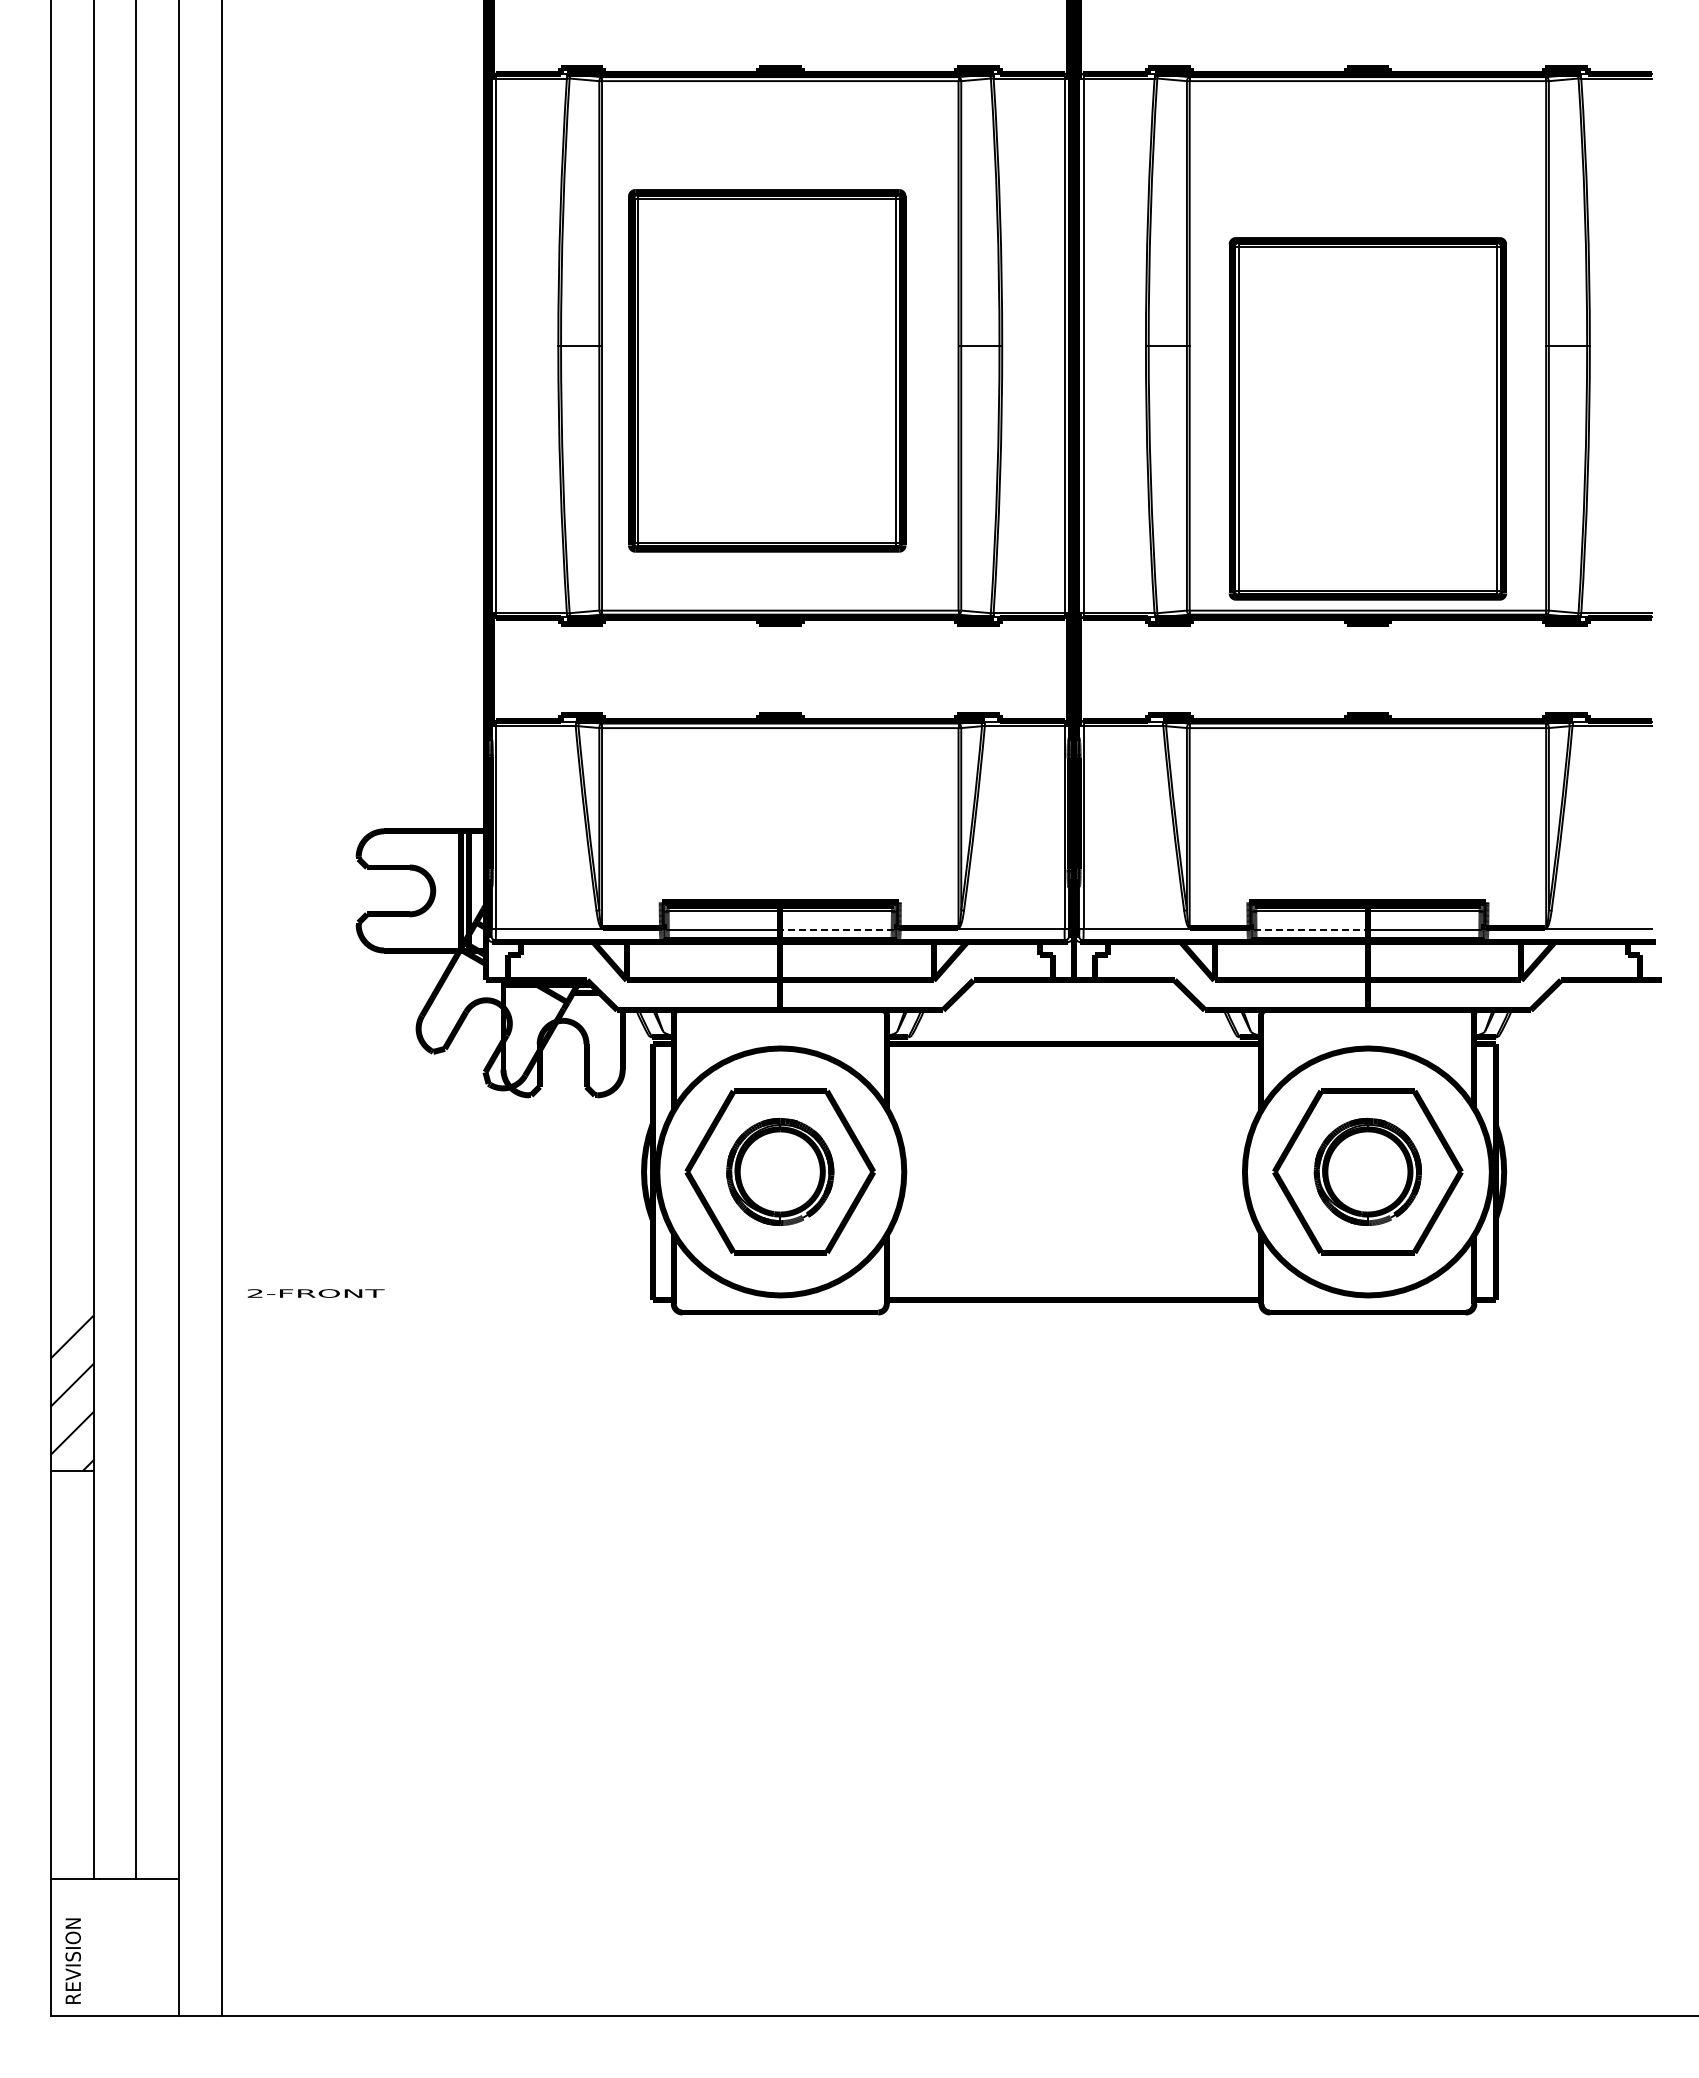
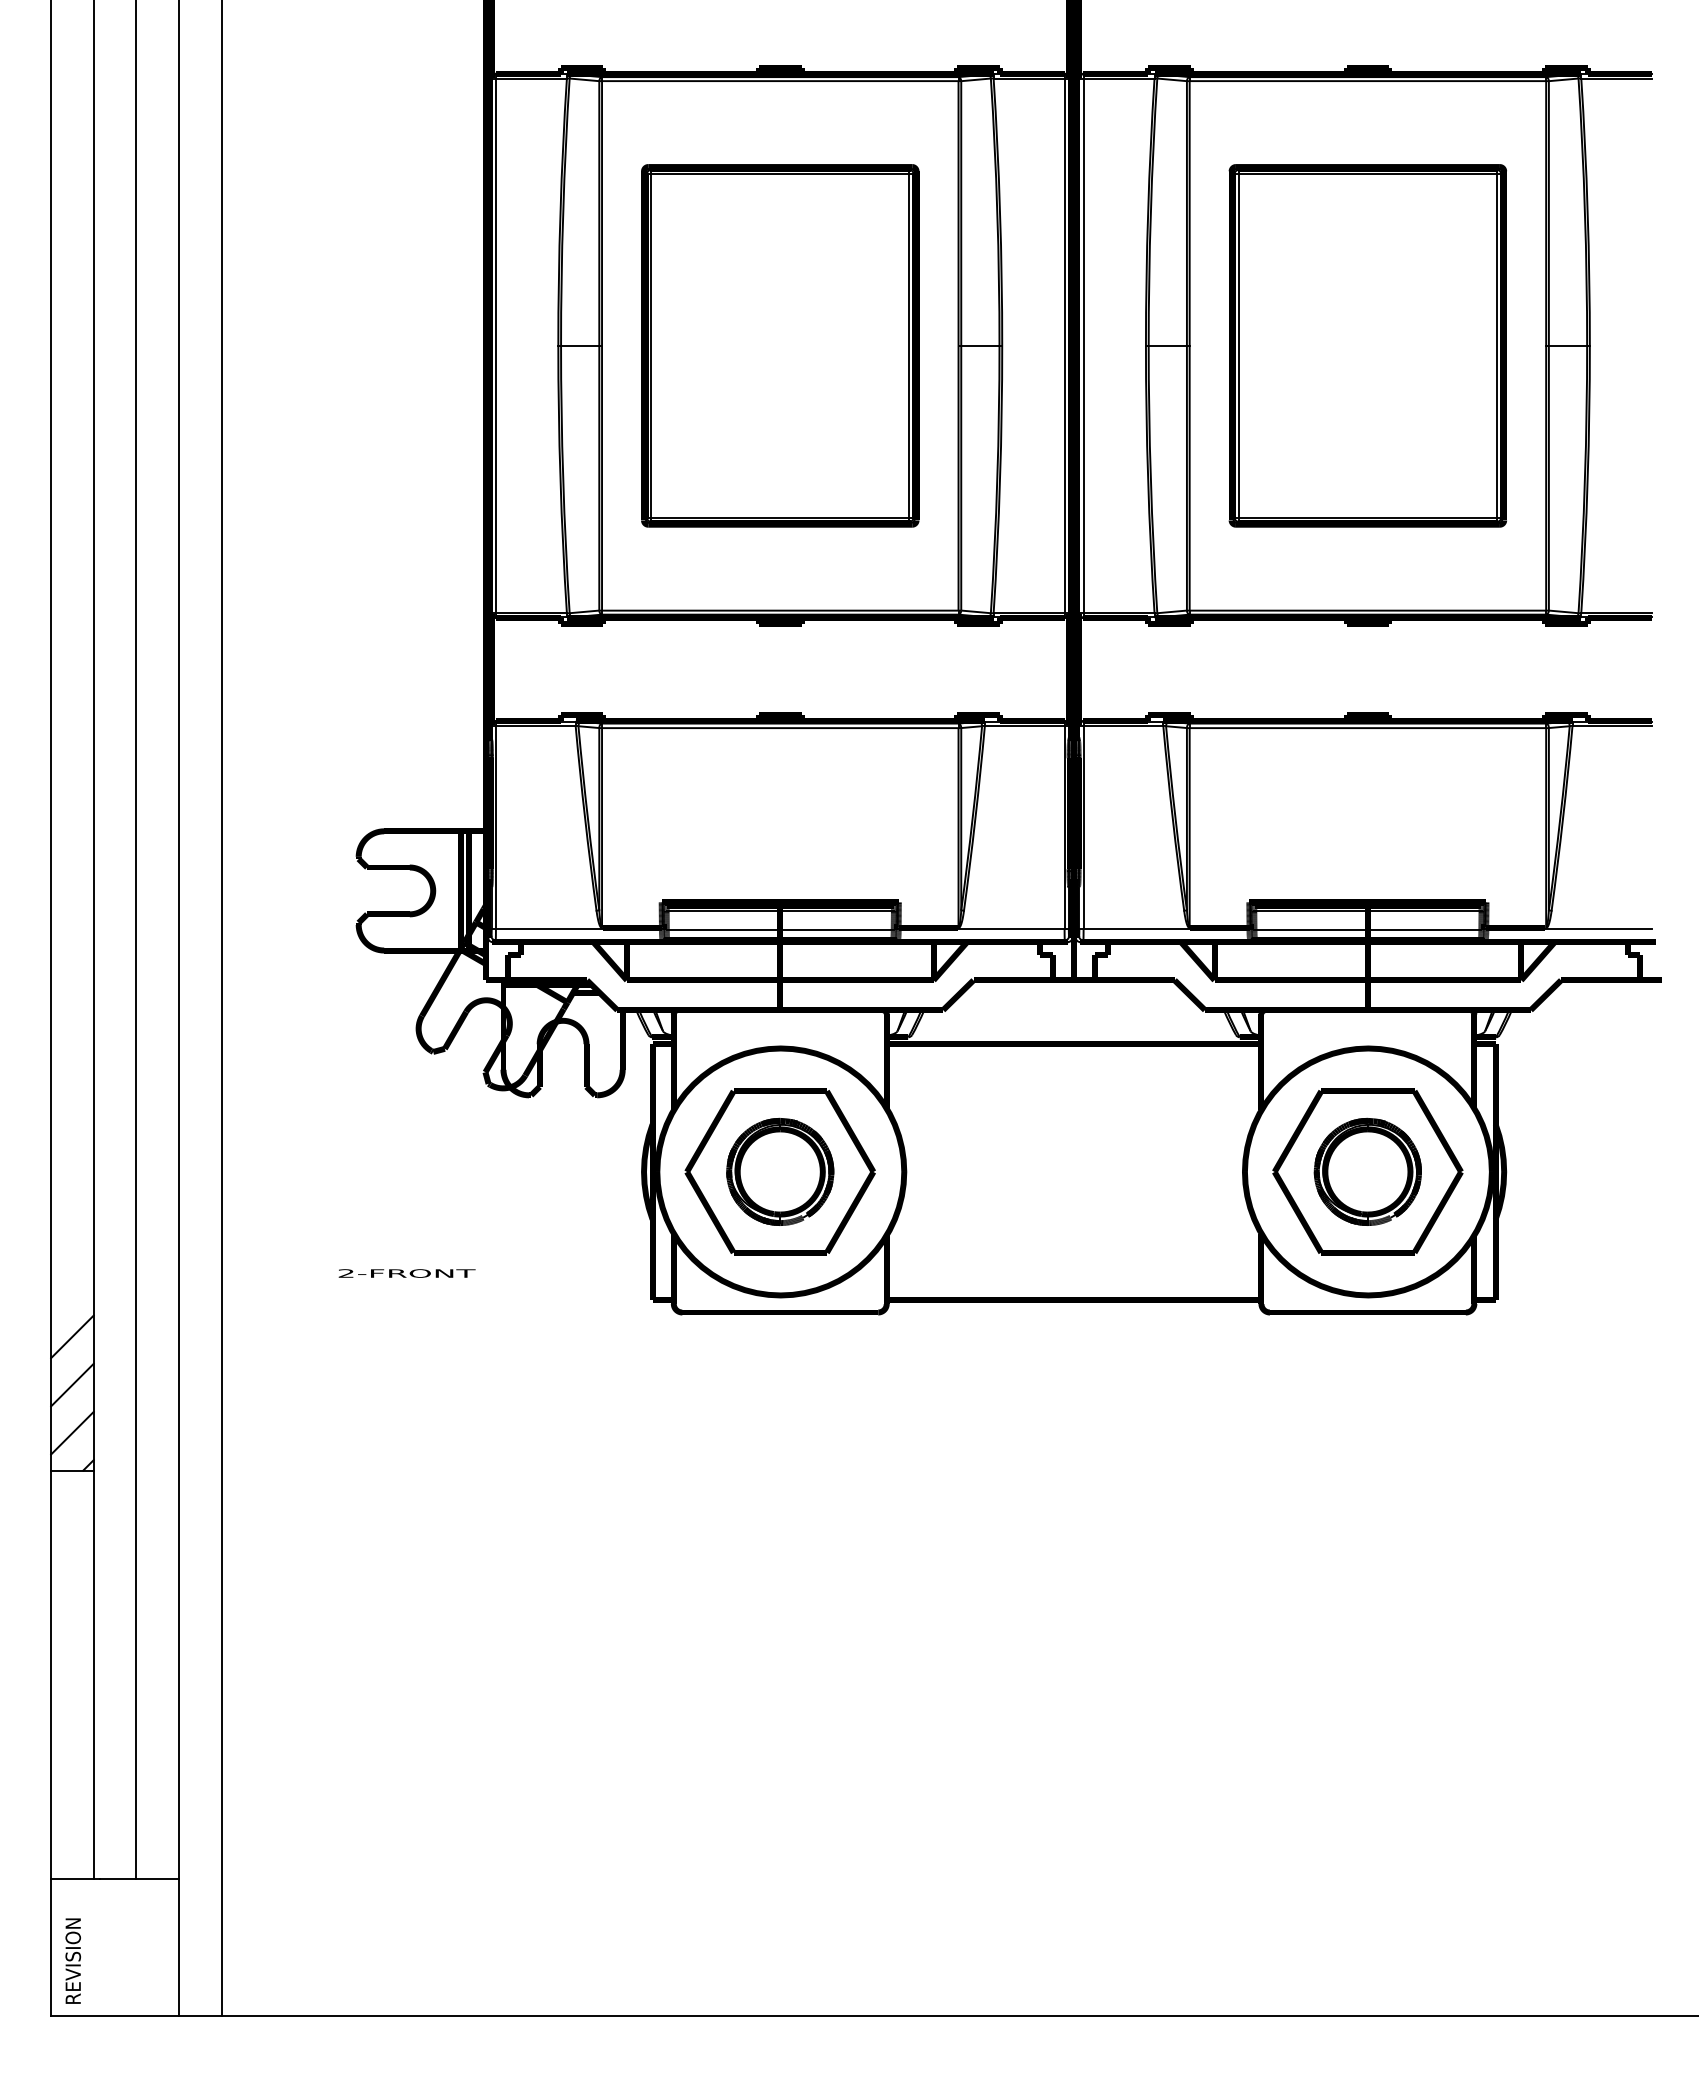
part position: (767, 370) -> (780, 345) (780, 345)
part position: (1367, 418) -> (1367, 345) (1367, 345)
line: dashed -> solid (837, 930)
line: dashed -> solid (1311, 930)
text position: (315, 1293) -> (406, 1273) (406, 1273)
